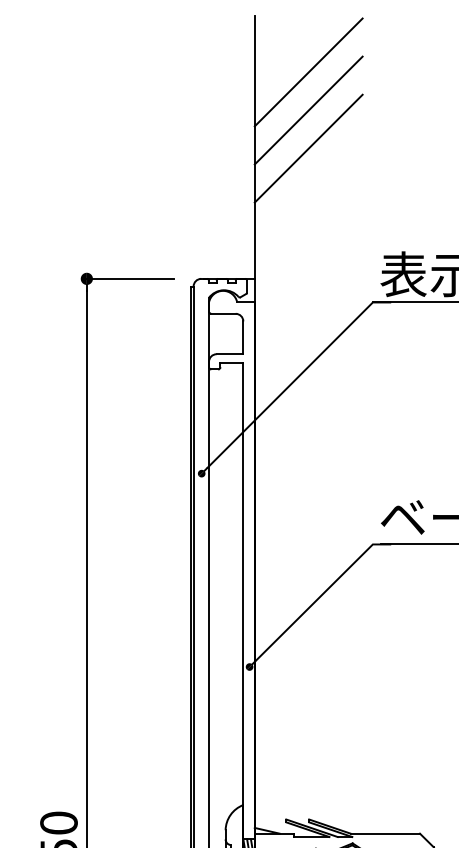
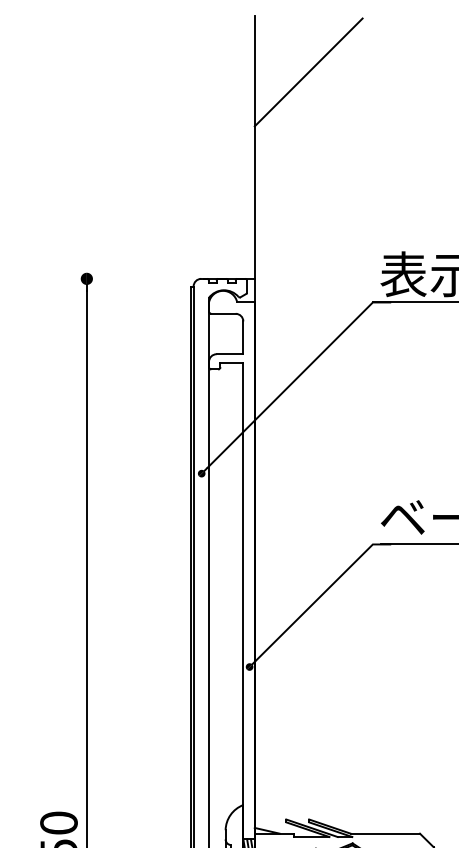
line: present -> none (308, 110)
line: present -> none (308, 148)
line: present -> none (129, 278)
